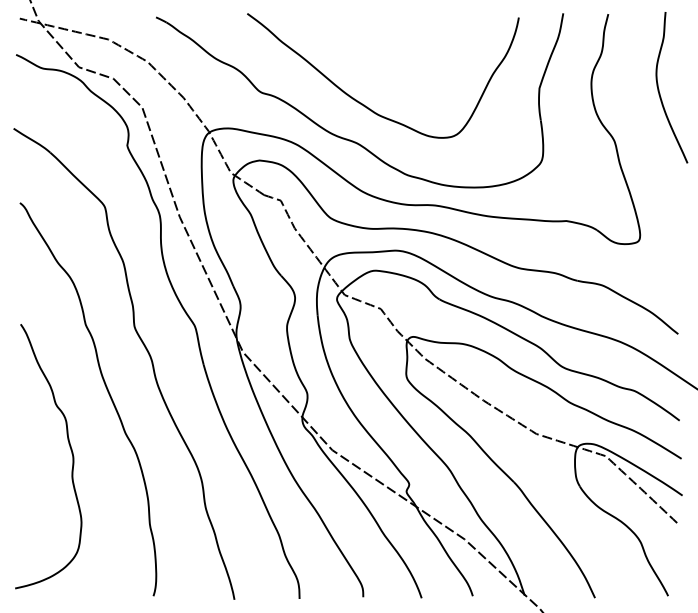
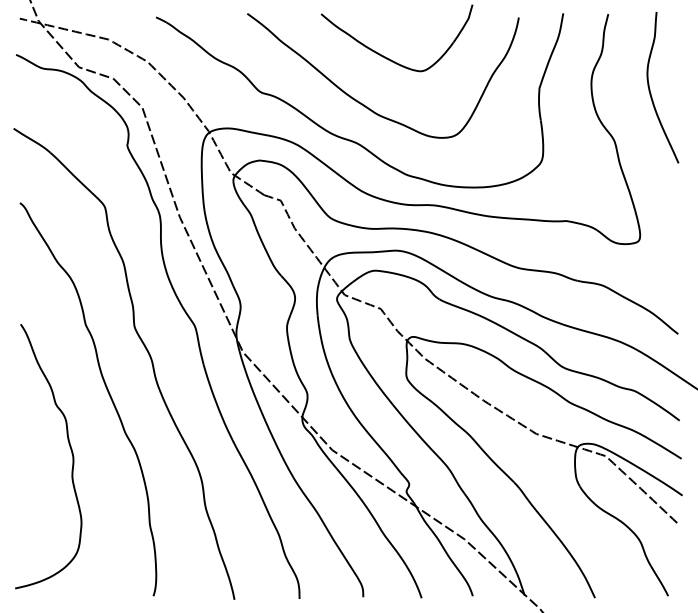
part: none -> present (387, 57)
curve position: (659, 89) -> (650, 89) (650, 89)
